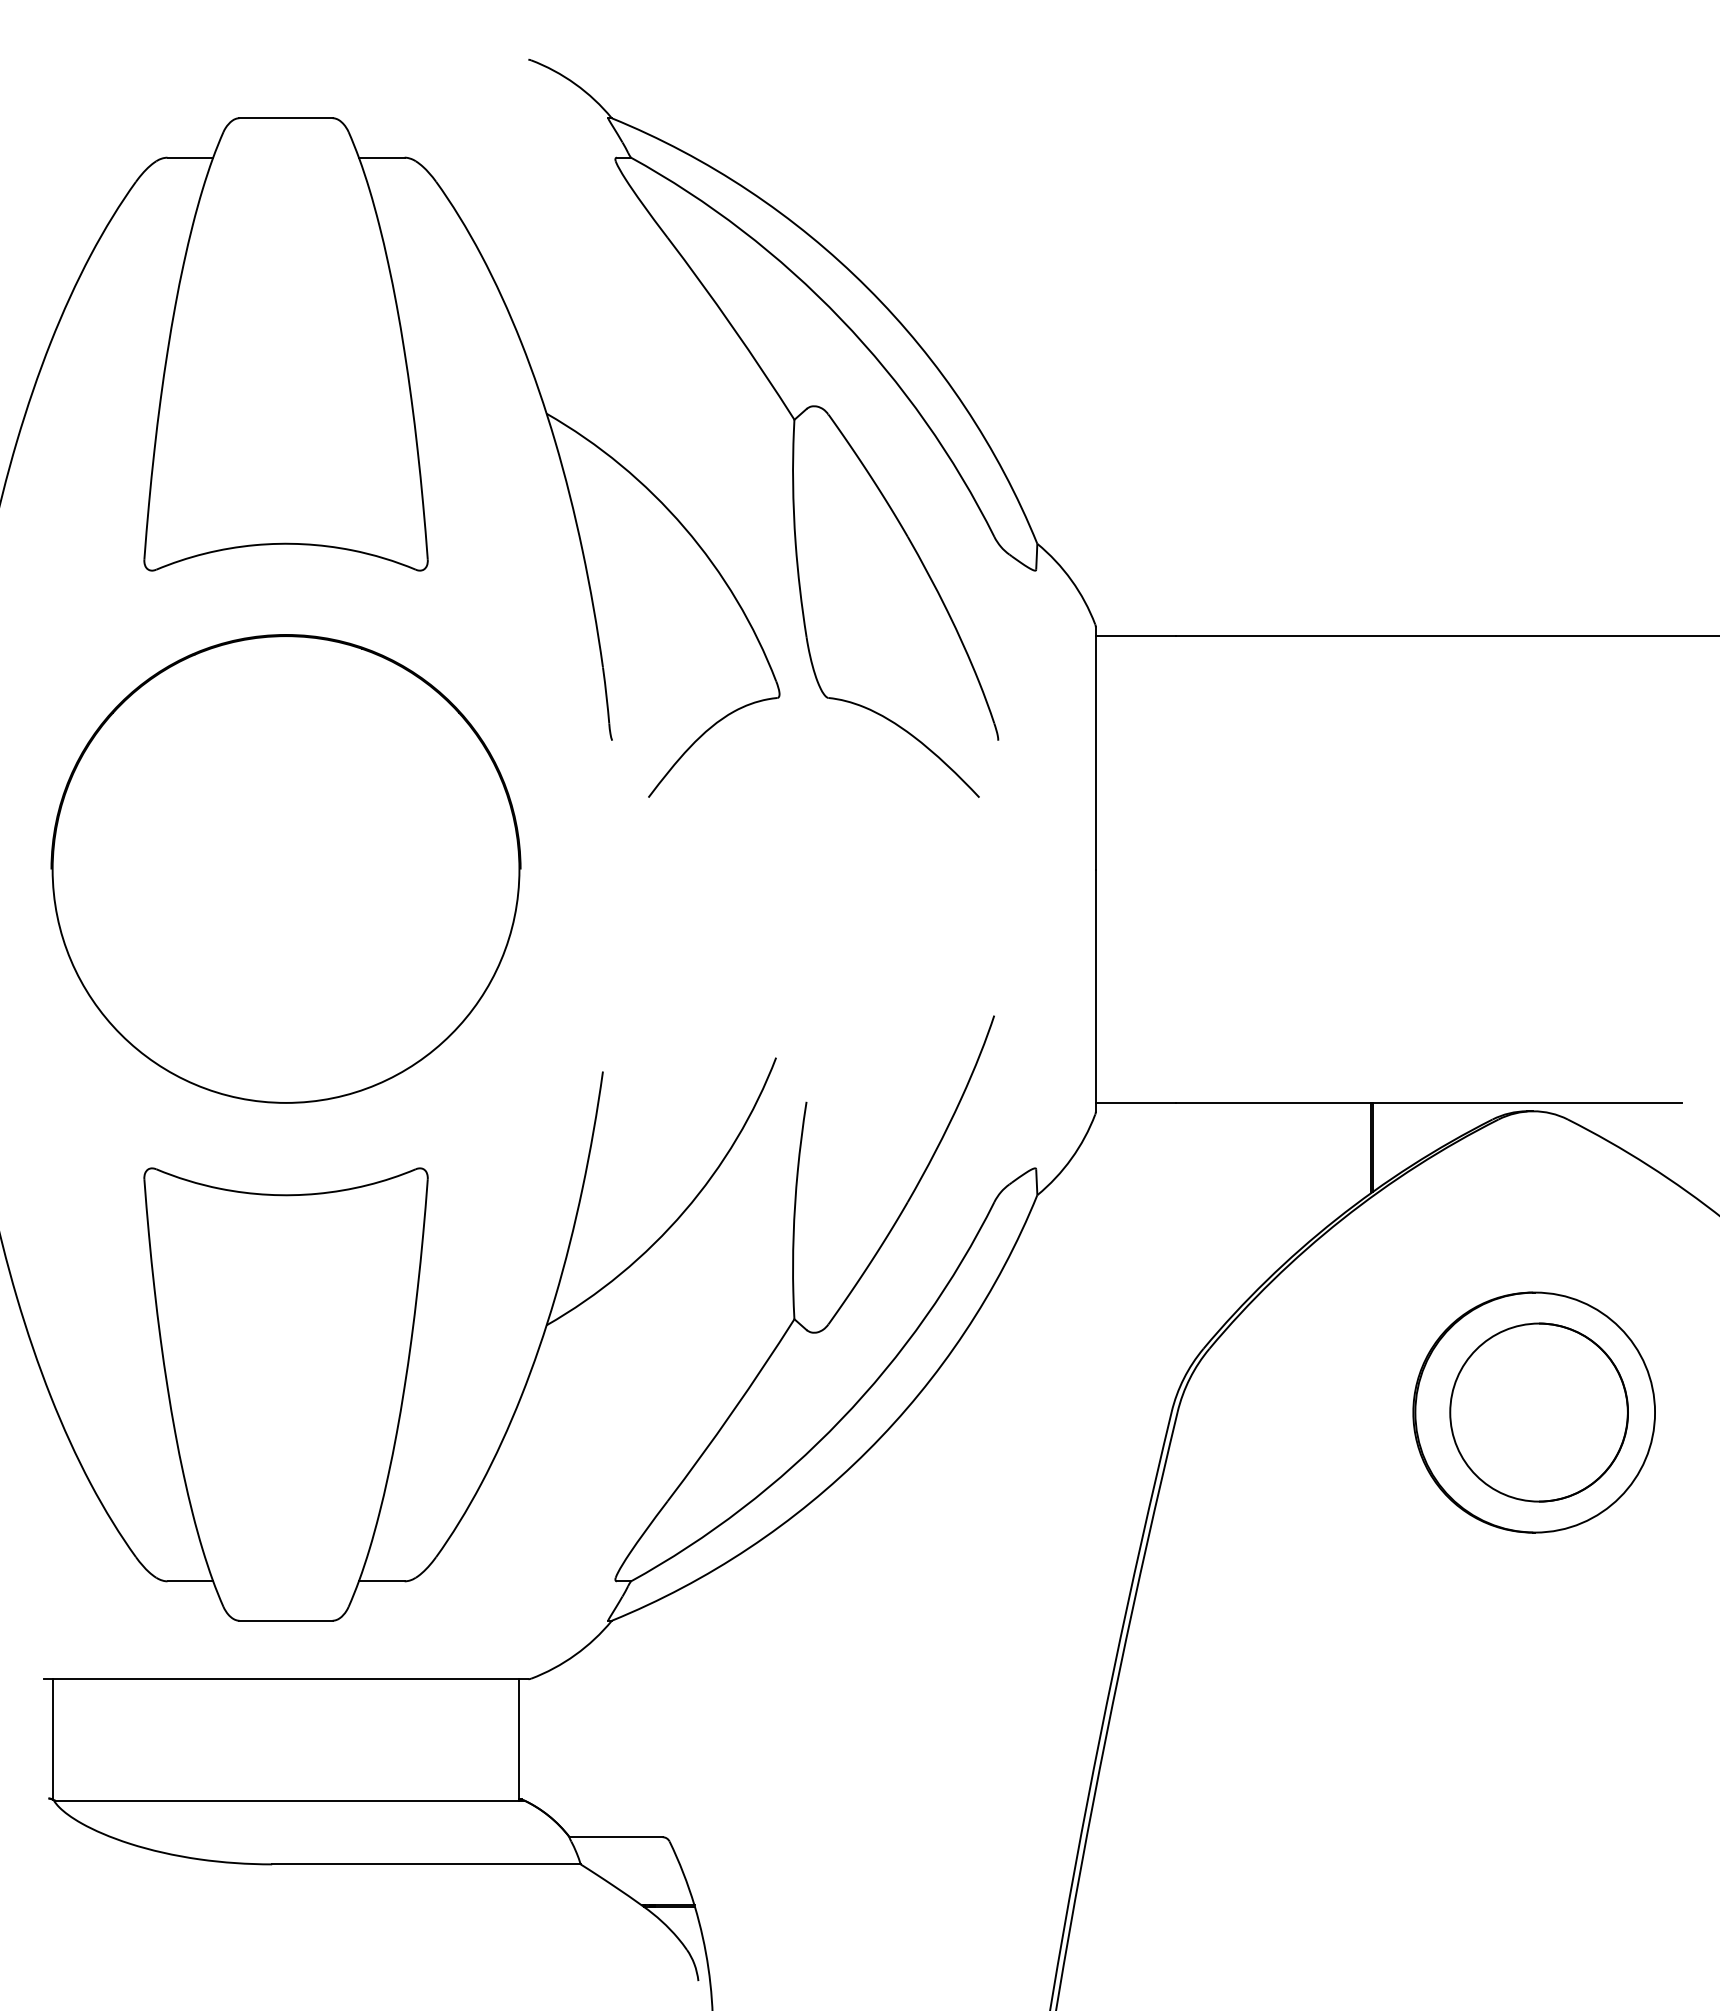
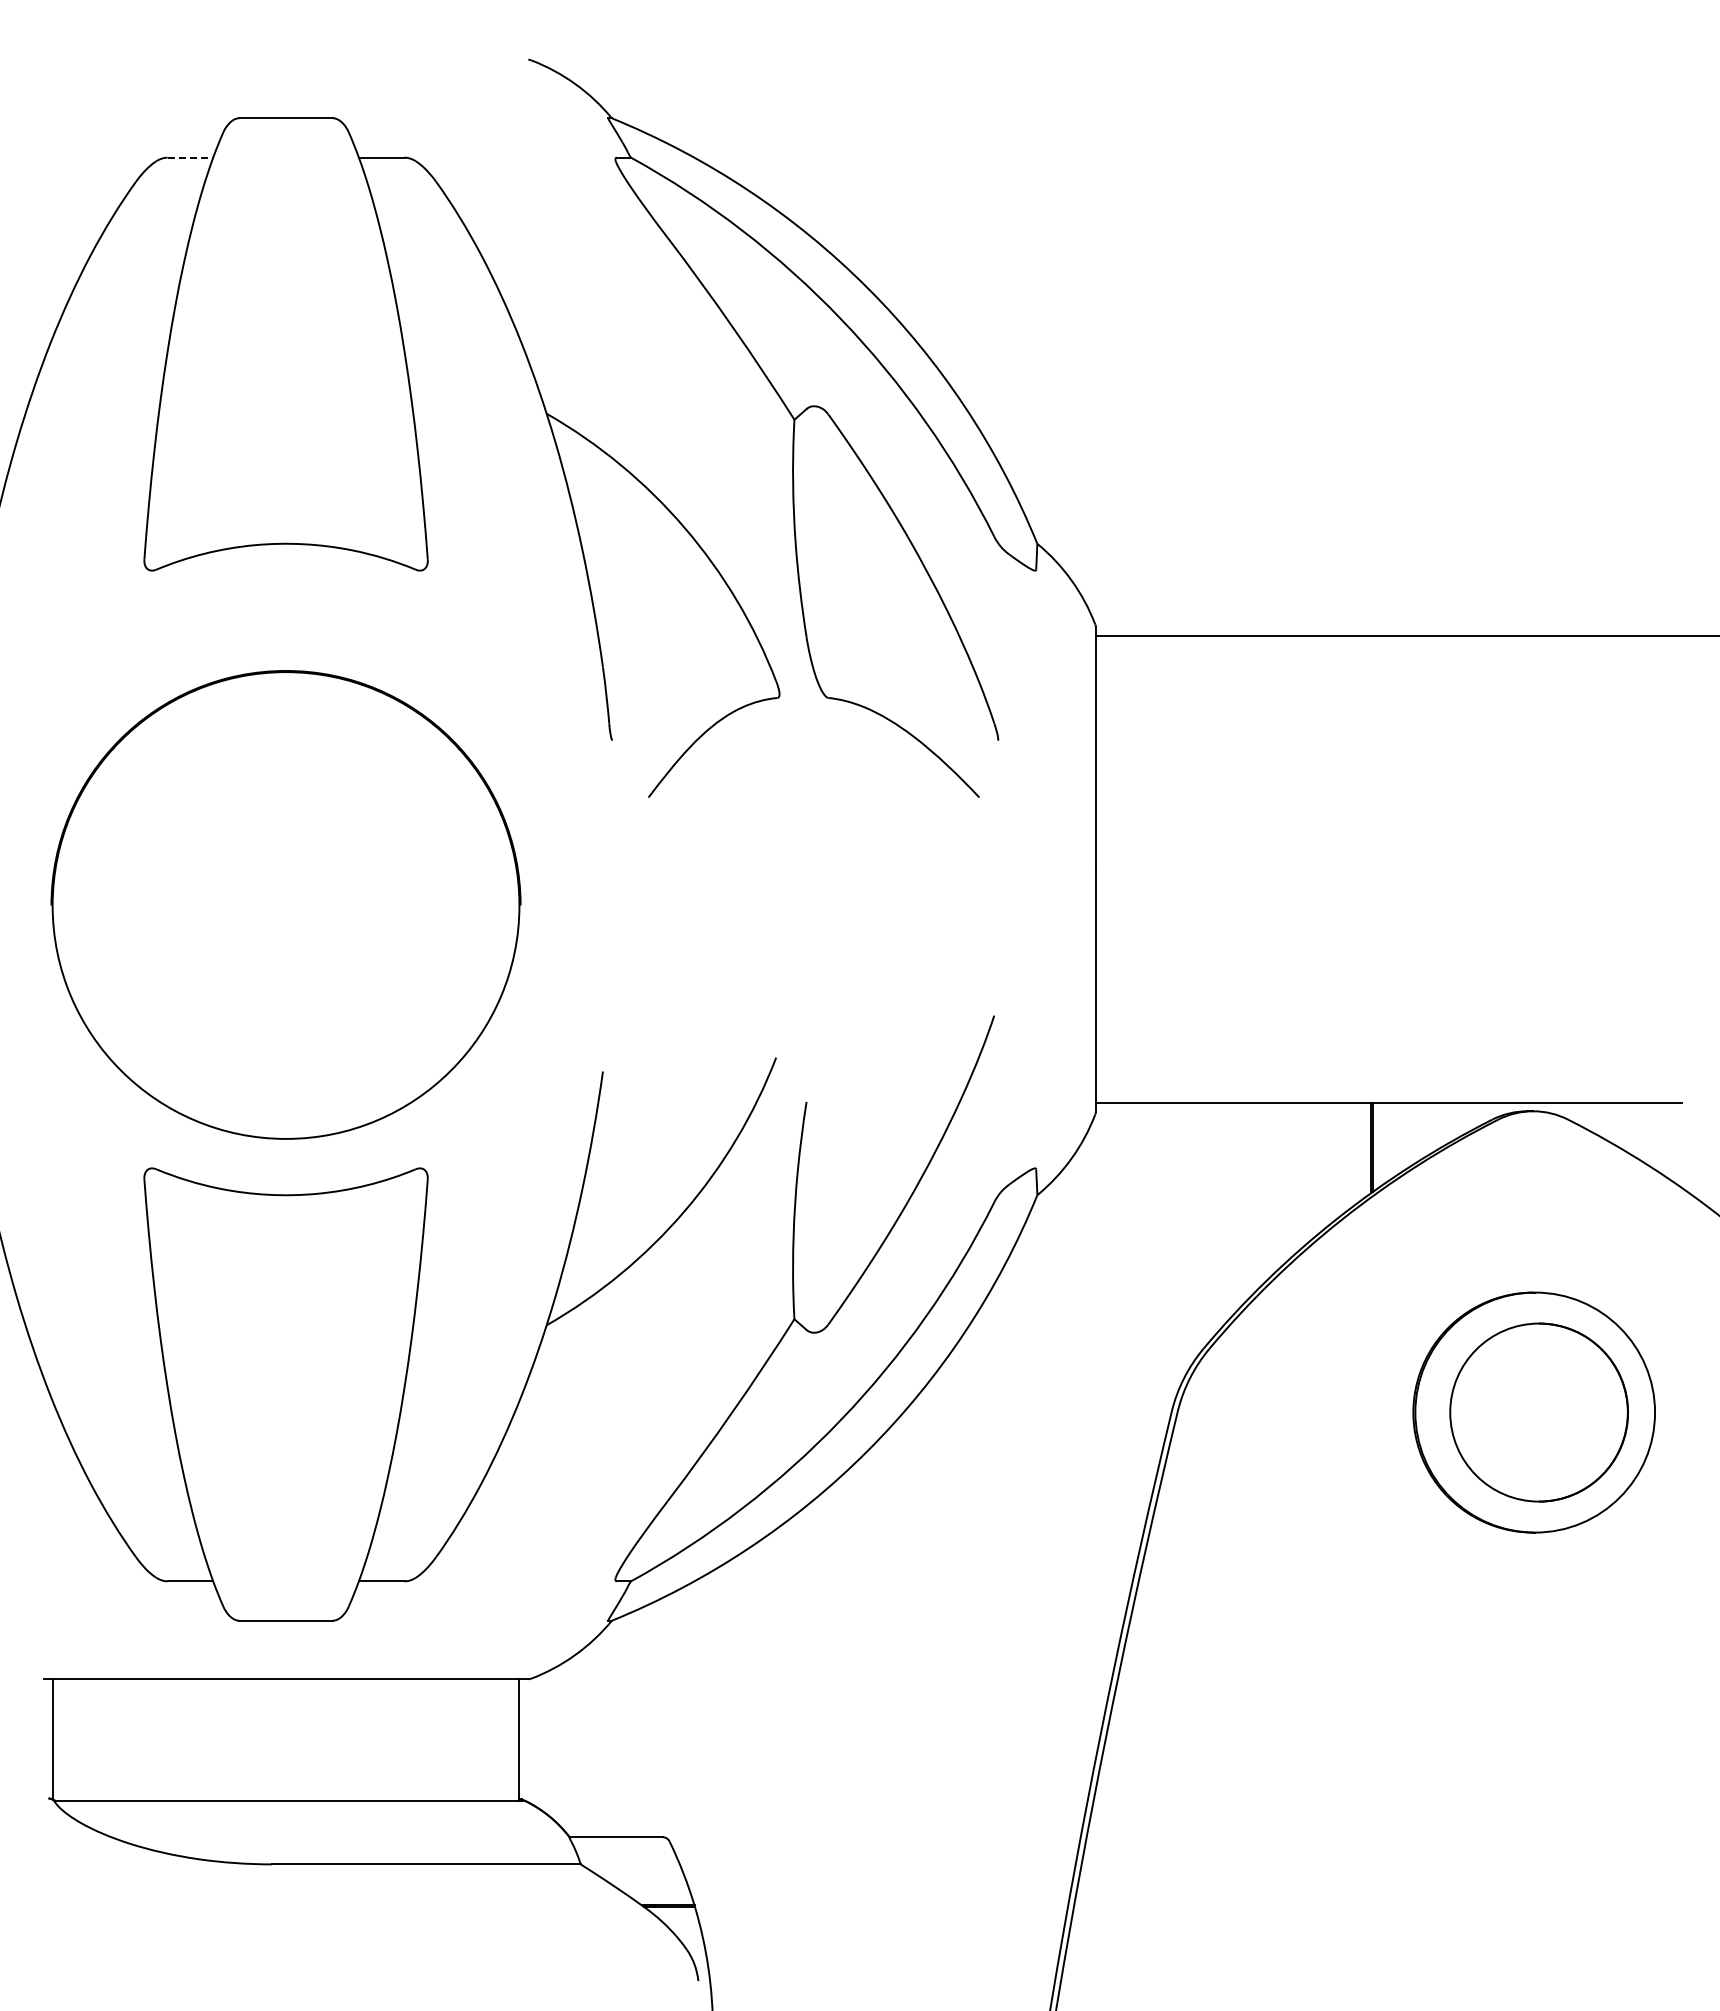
line: solid -> dashed (190, 157)
part position: (285, 868) -> (285, 904) (285, 904)
